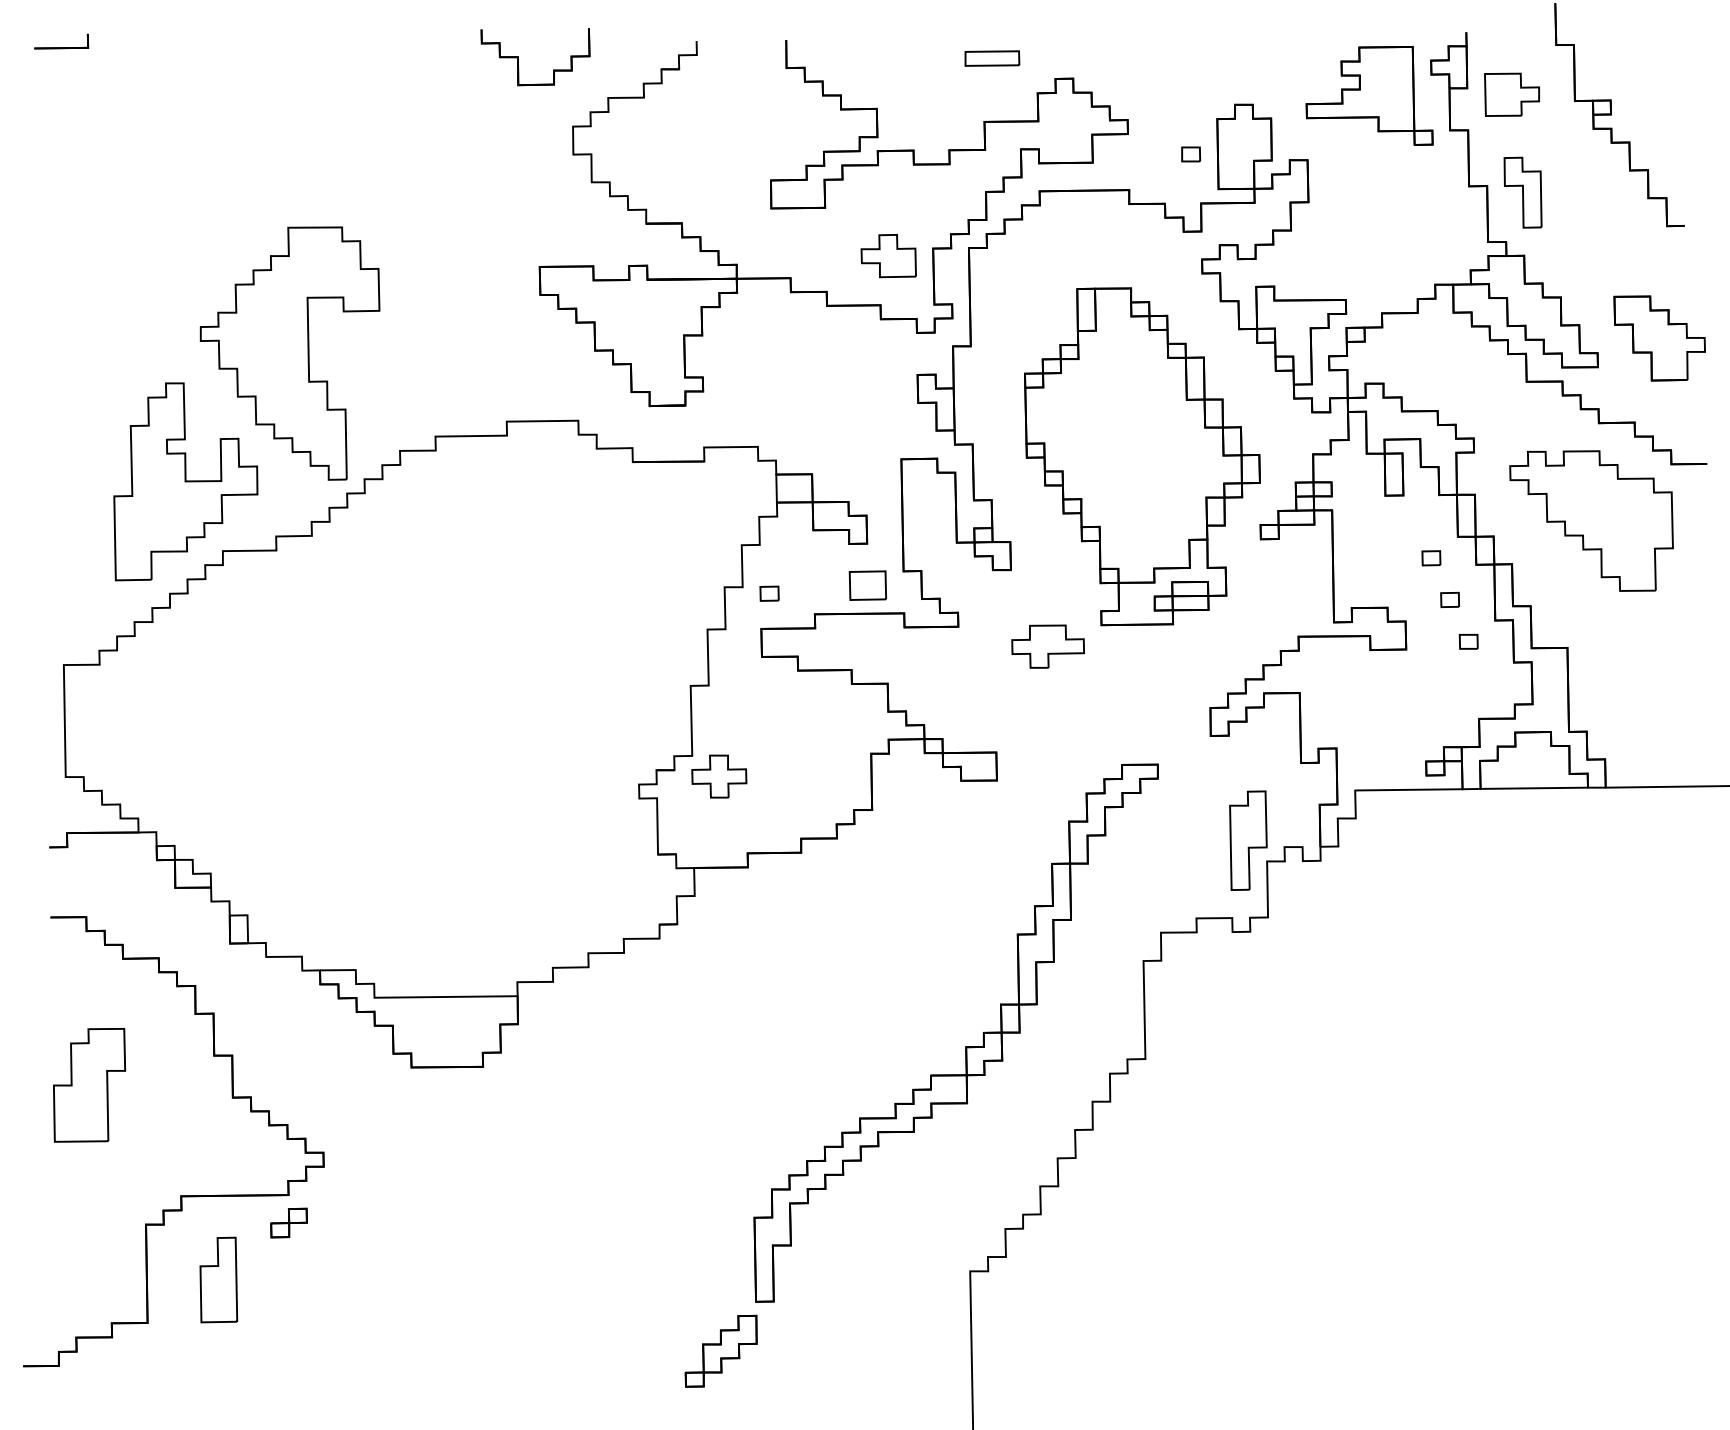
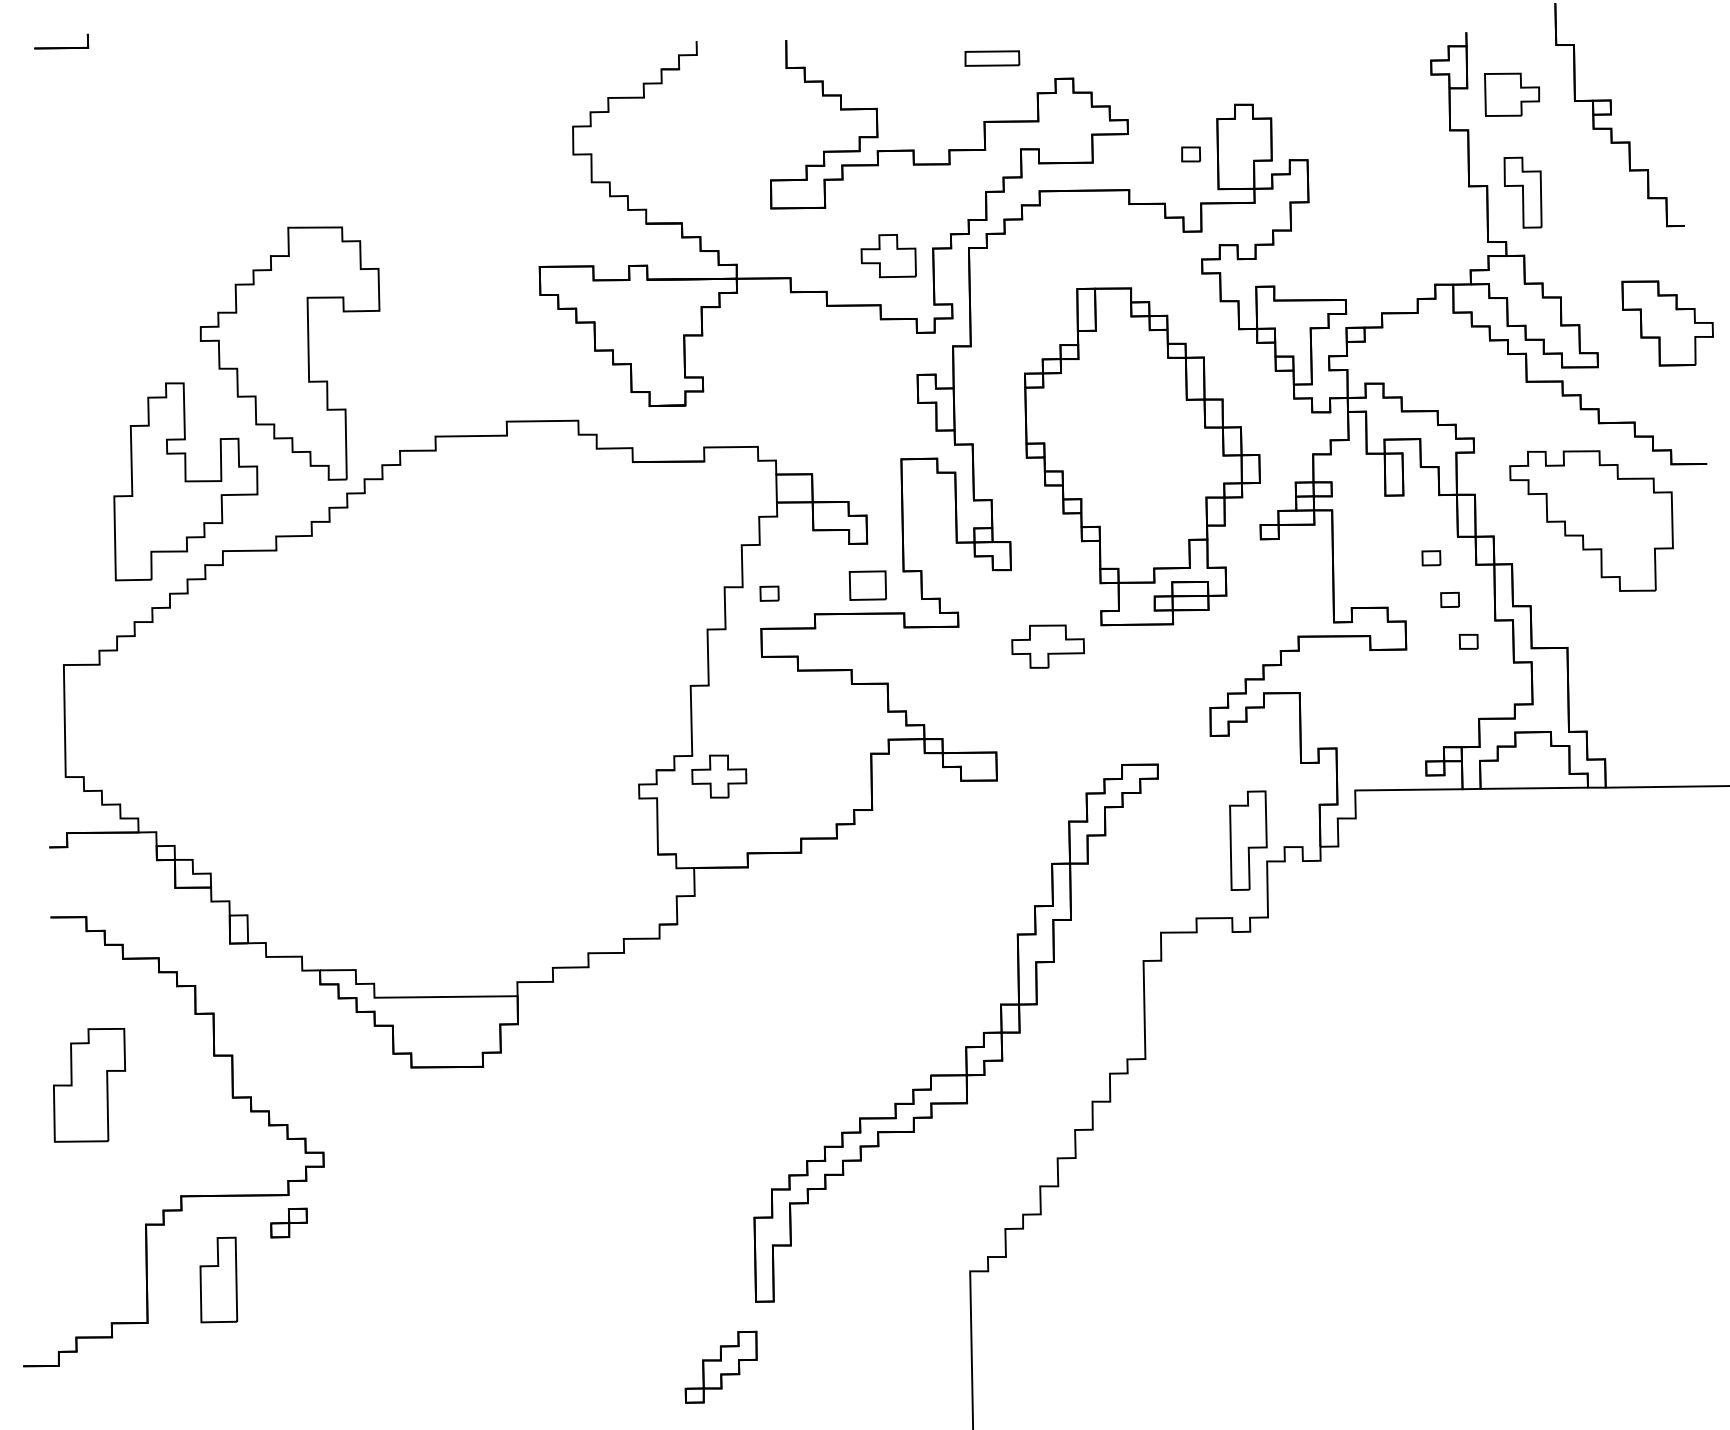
part: present -> none (518, 57)
part: present -> none (1369, 95)
part position: (1659, 338) -> (1667, 323) (1667, 323)
part position: (720, 1350) -> (720, 1366) (720, 1366)
